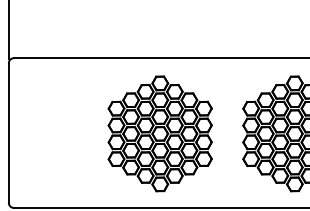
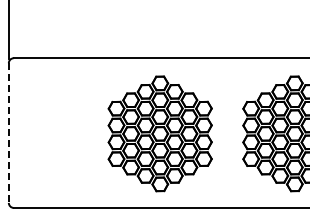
line: solid -> dashed (8, 133)
